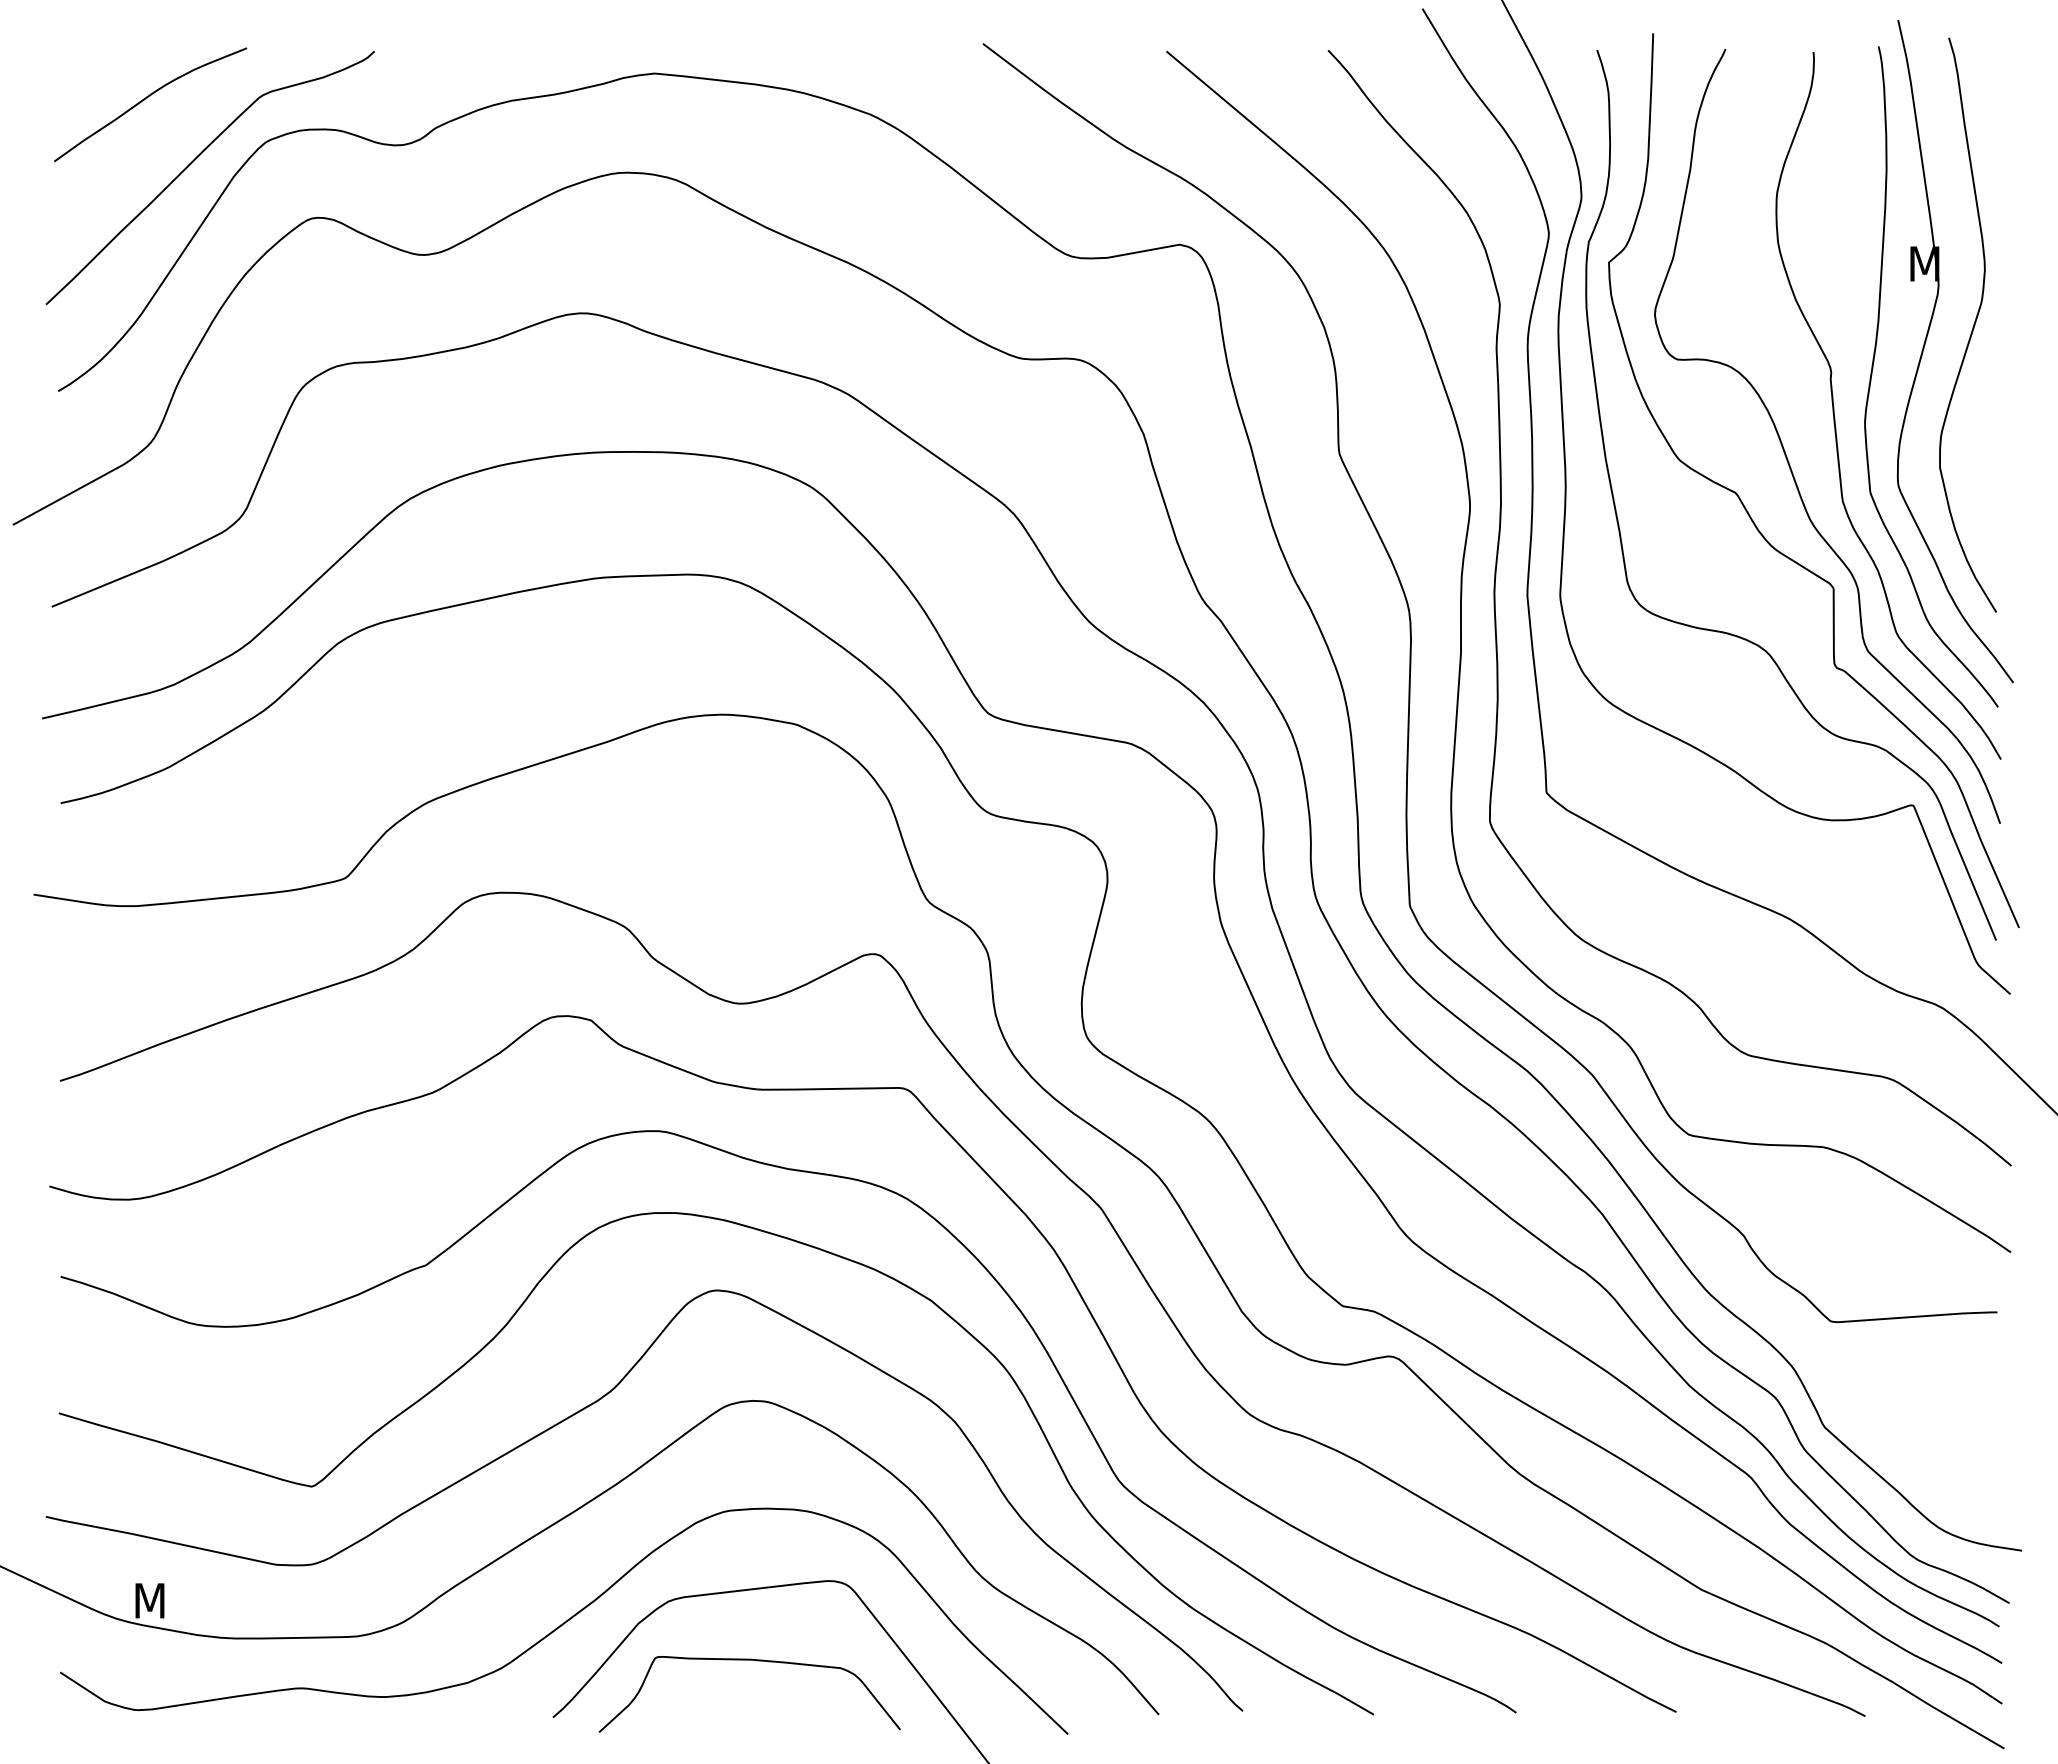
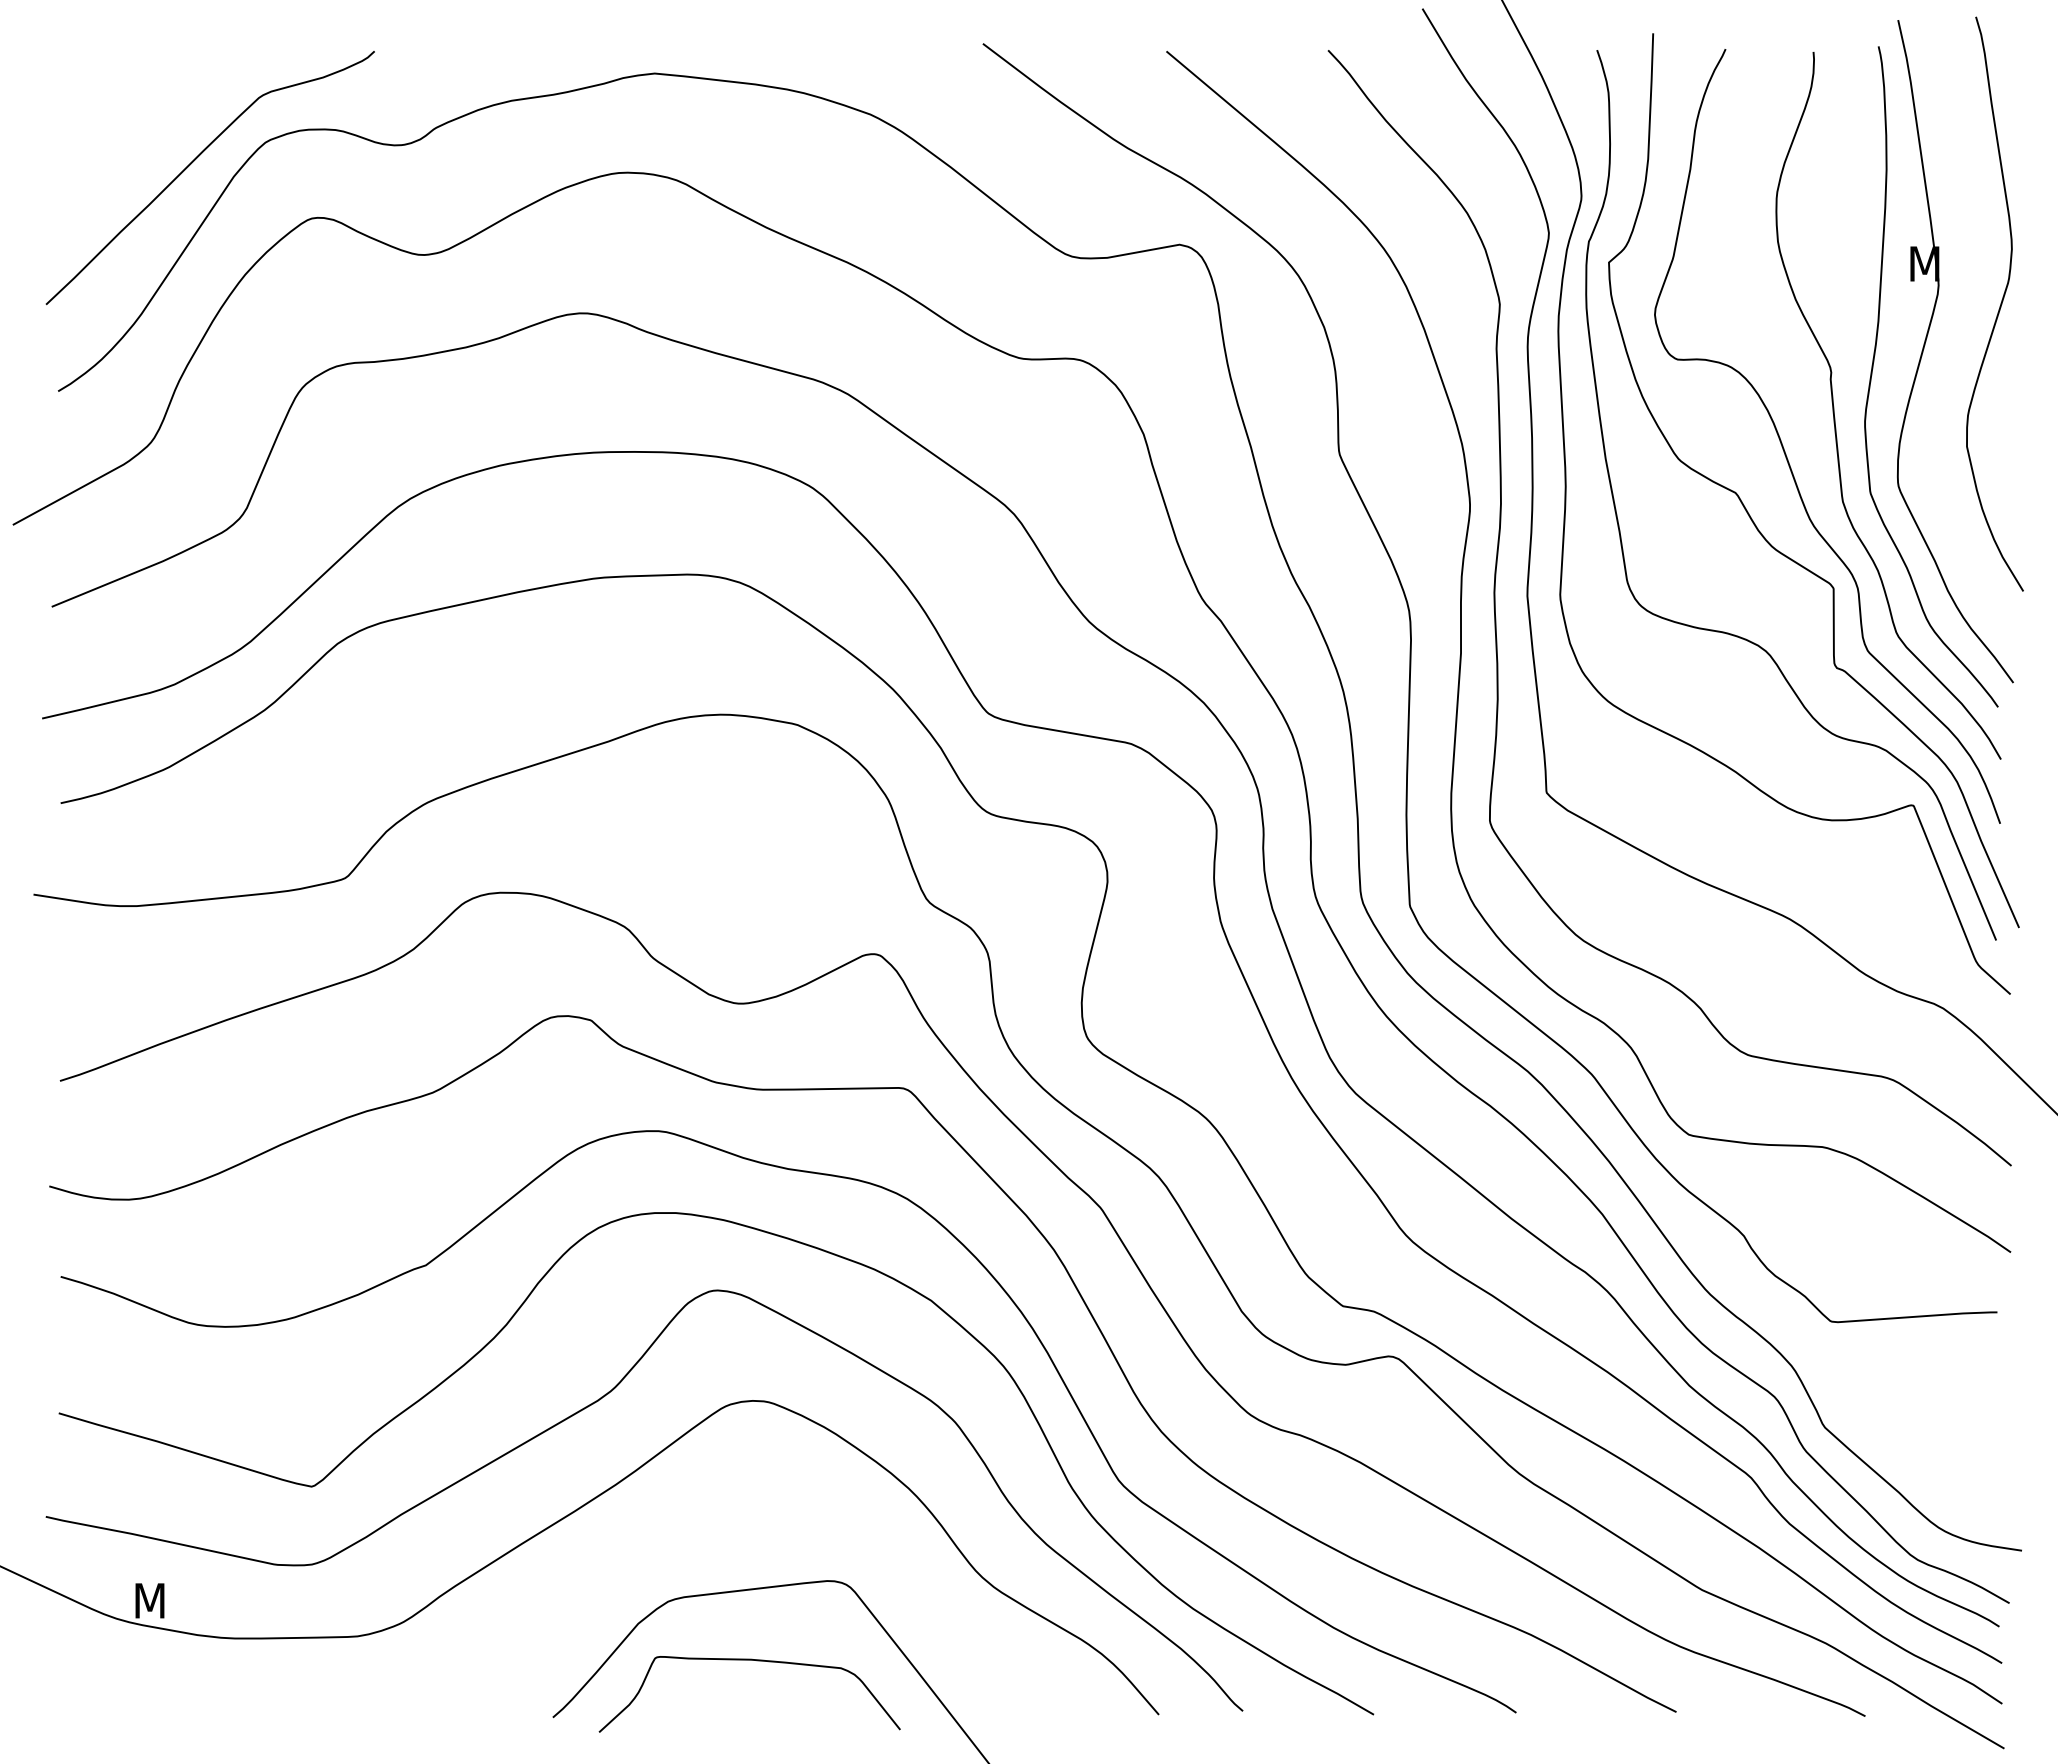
curve: present -> none (147, 98)
curve position: (1972, 327) -> (1999, 306) (1999, 306)
curve: present -> none (564, 1621)
